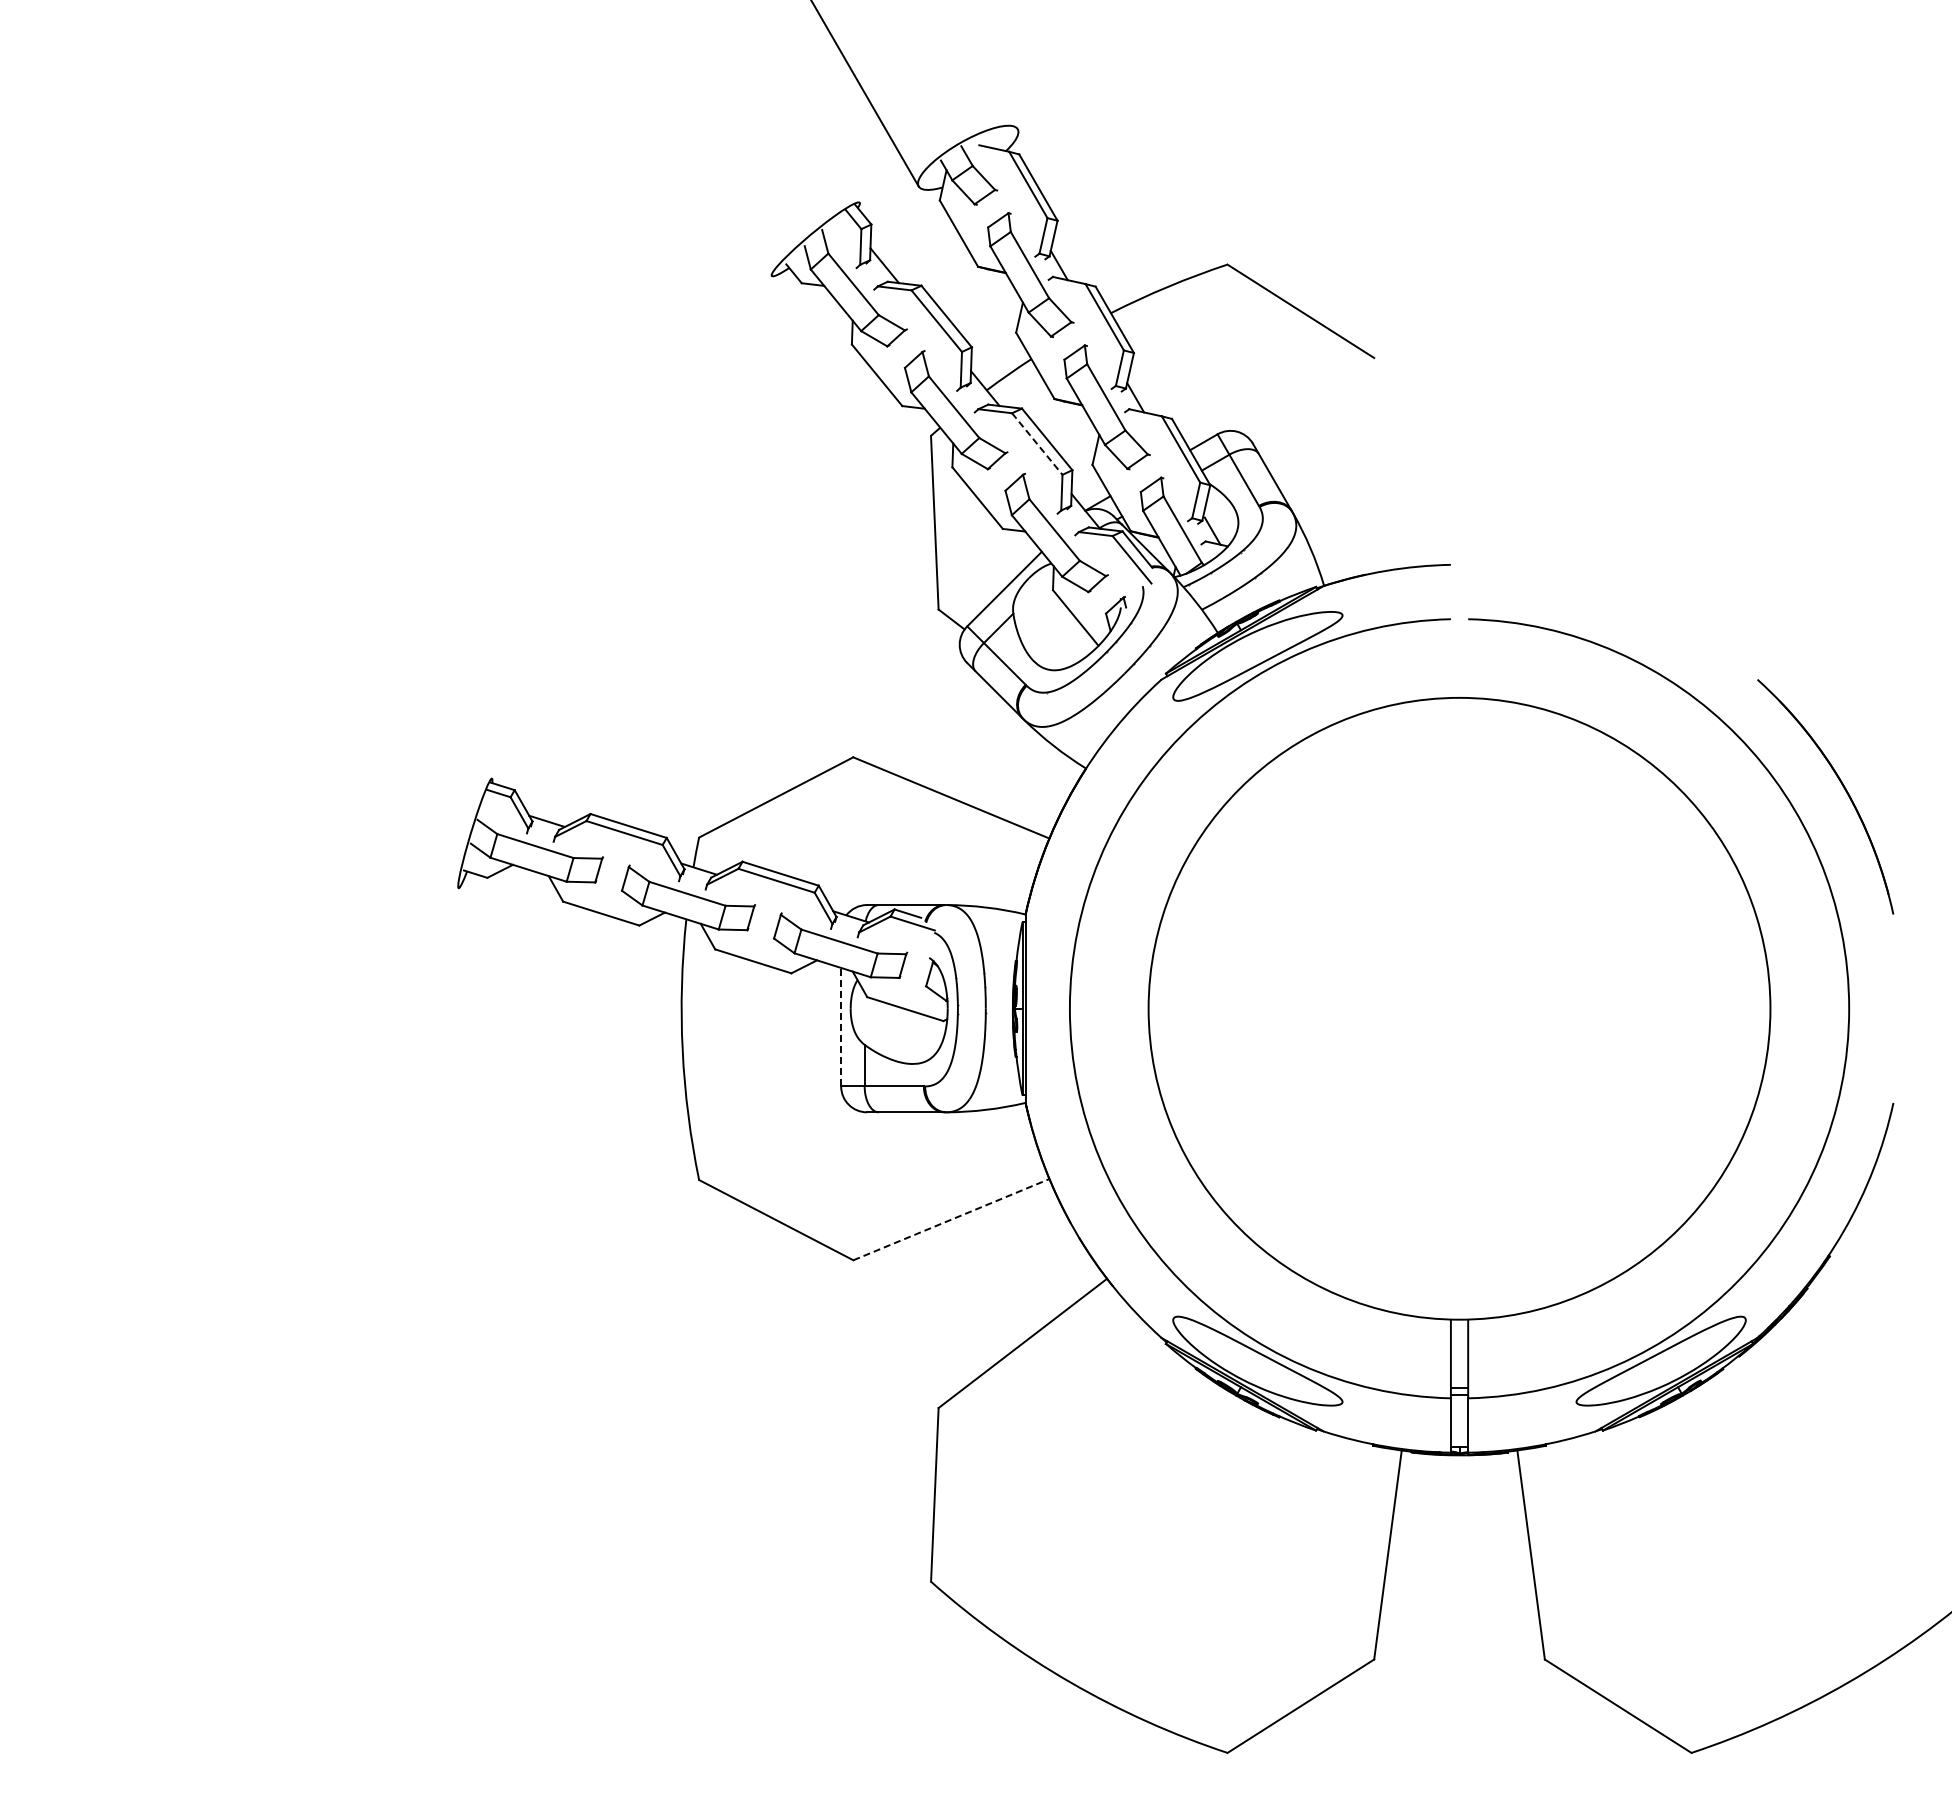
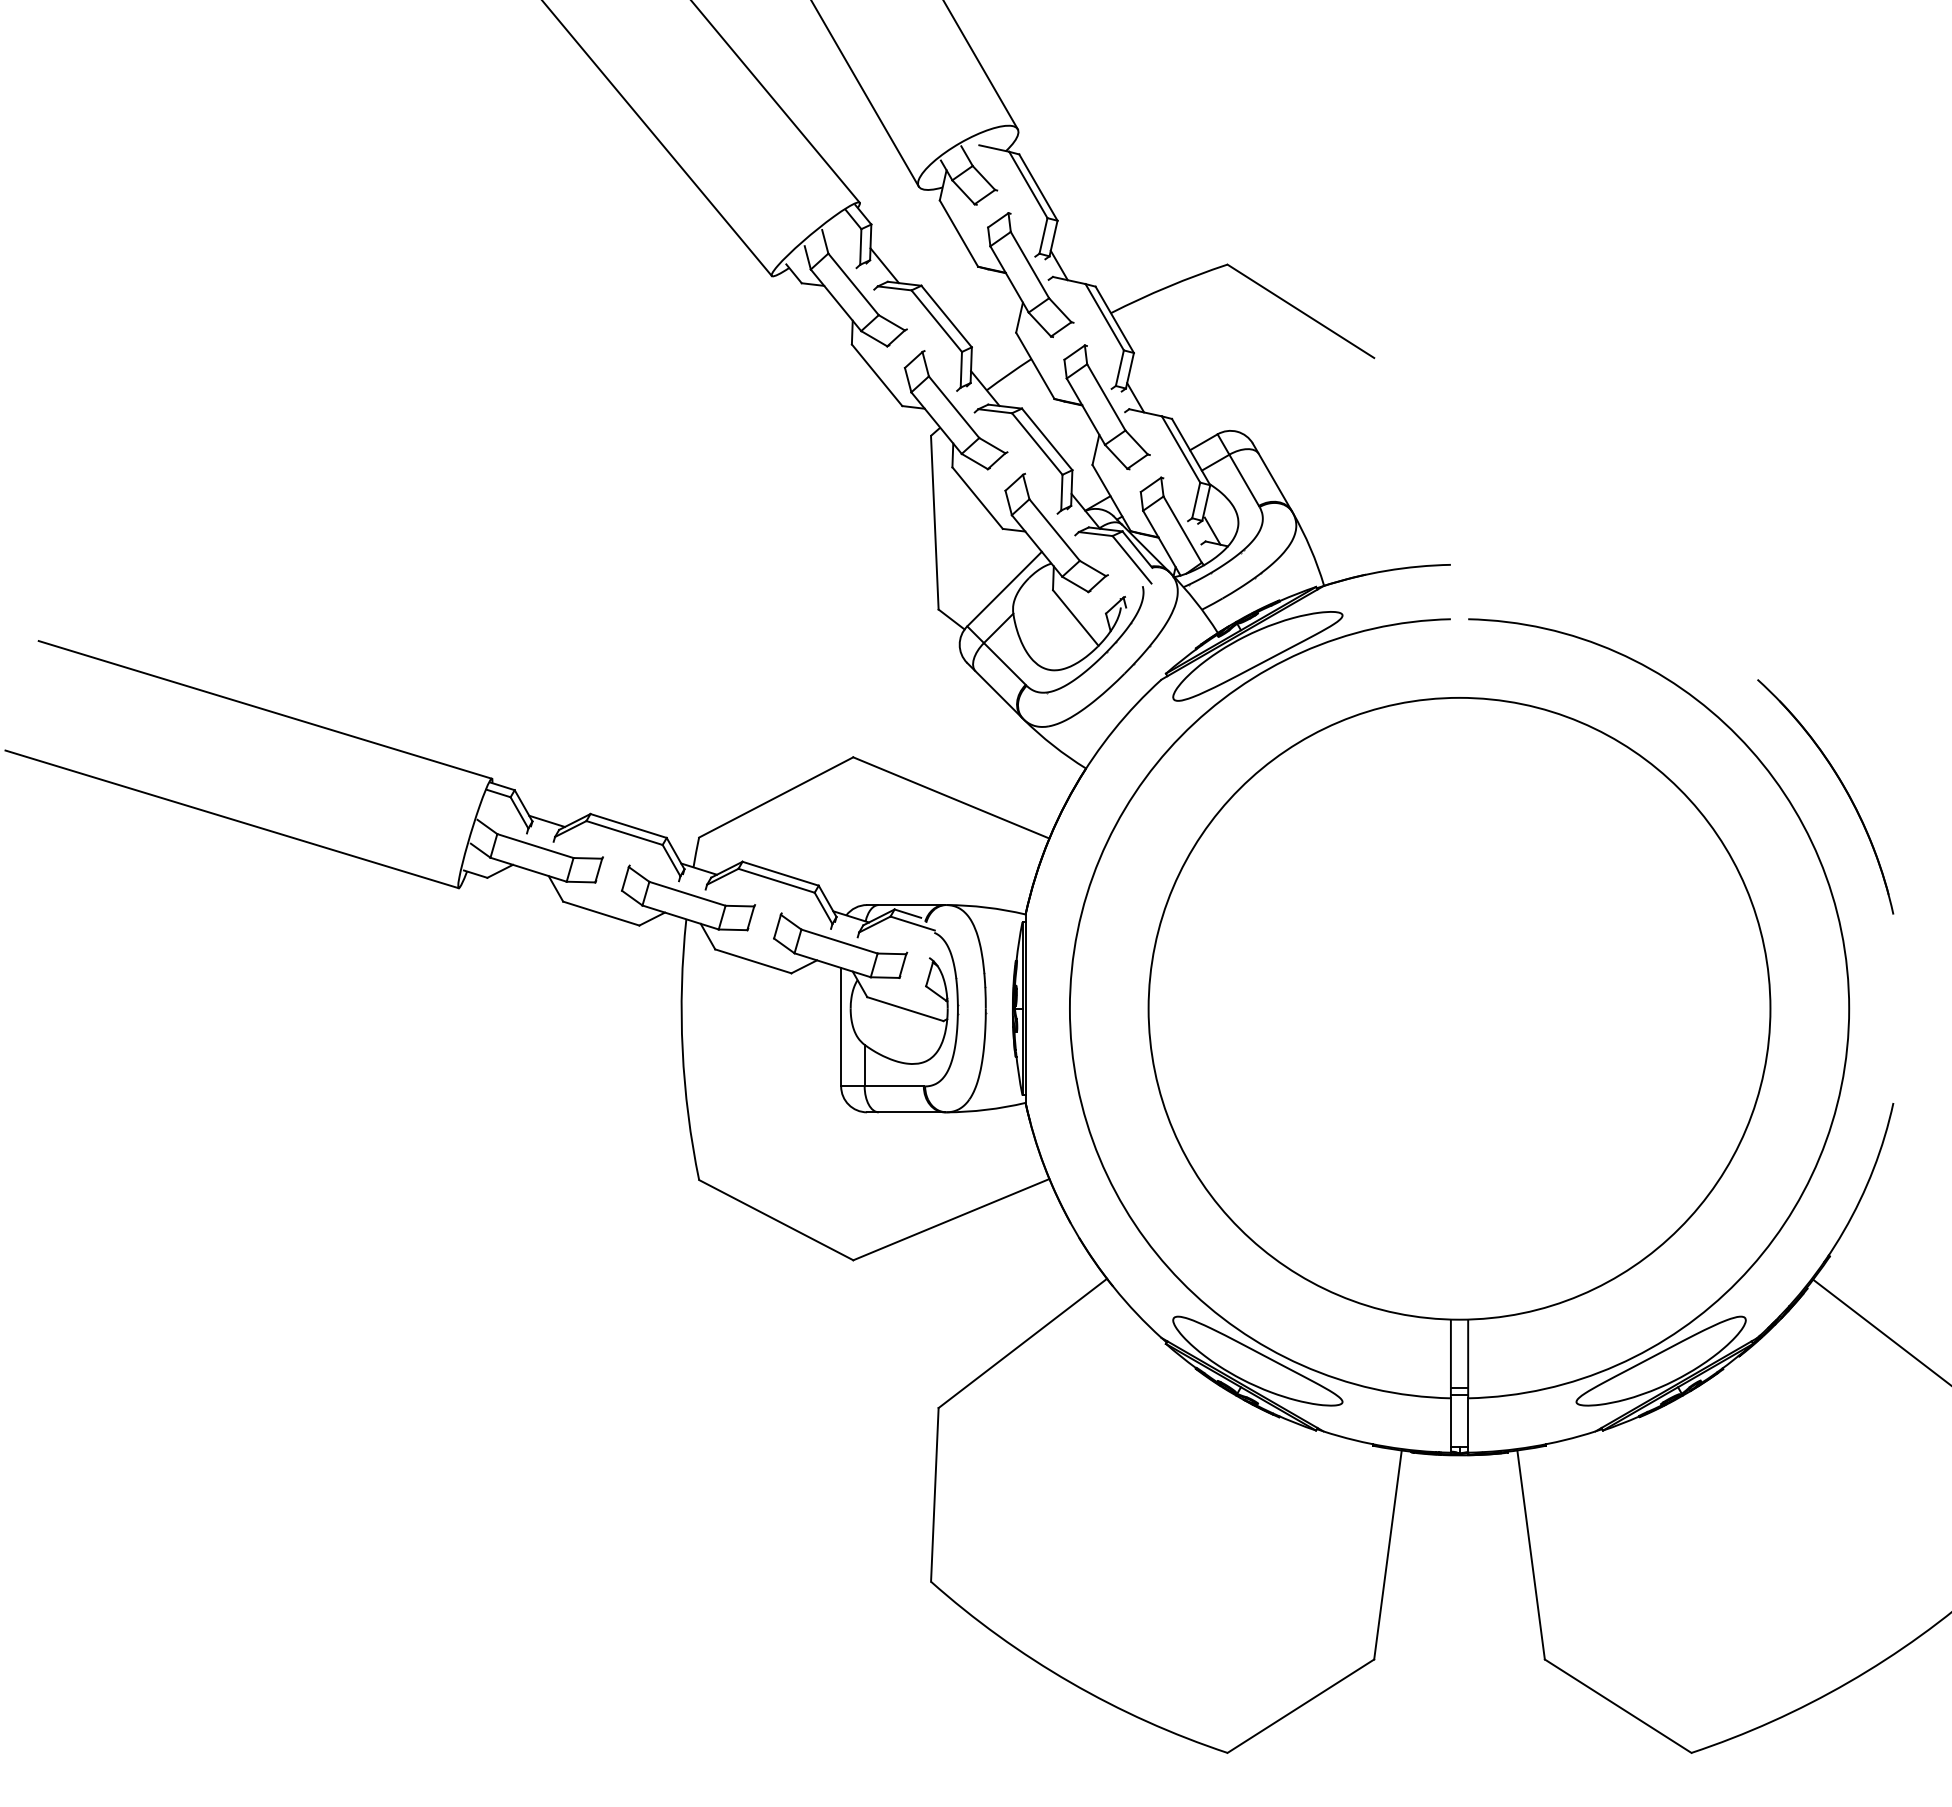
line: none -> present (980, 65)
line: none -> present (776, 102)
line: none -> present (657, 139)
line: dashed -> solid (1037, 444)
line: none -> present (264, 709)
line: none -> present (231, 819)
line: dashed -> solid (841, 1026)
line: dashed -> solid (951, 1219)
line: none -> present (1880, 1331)
